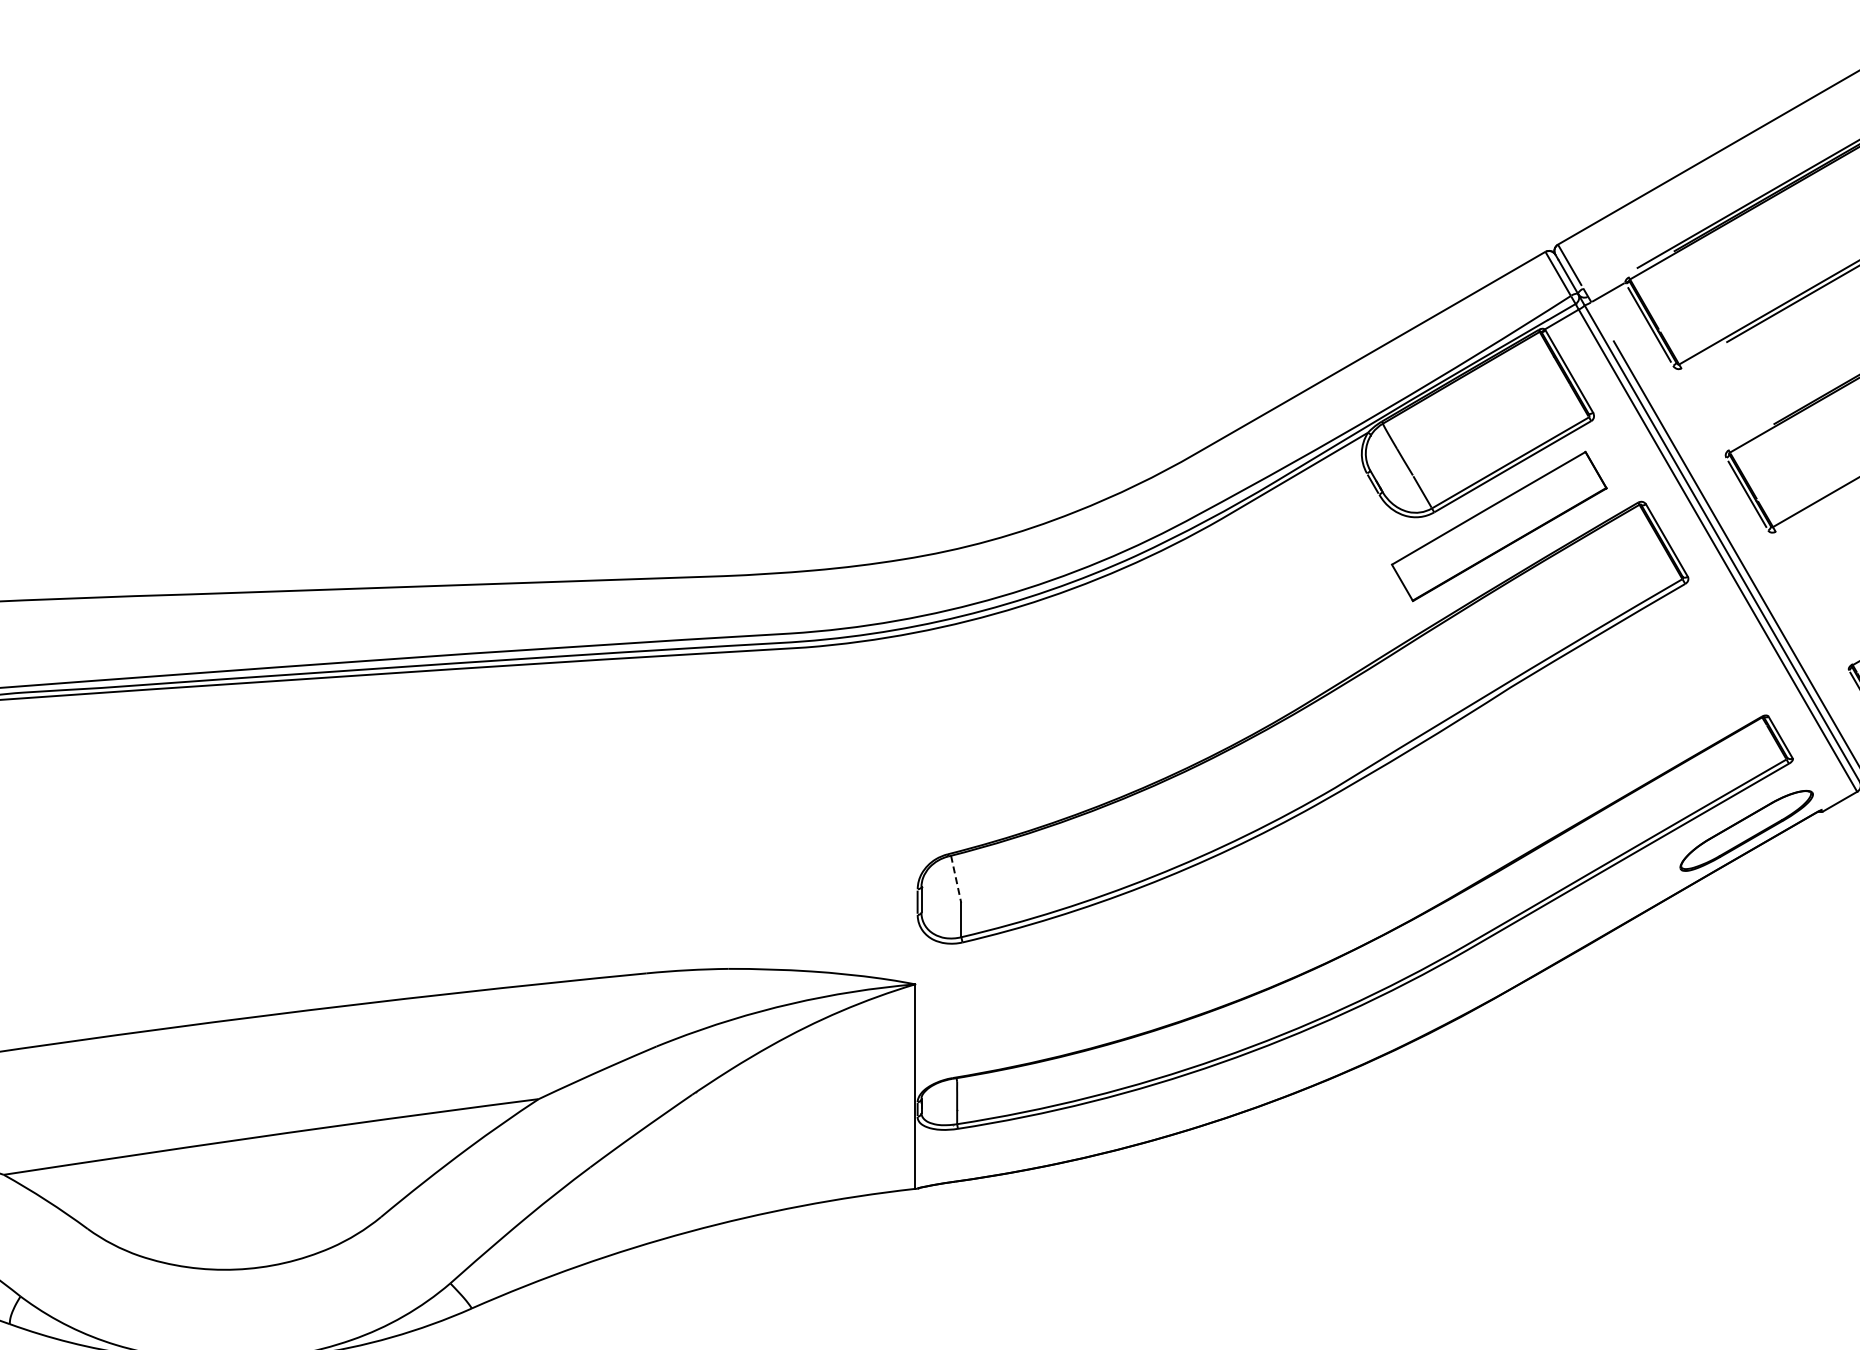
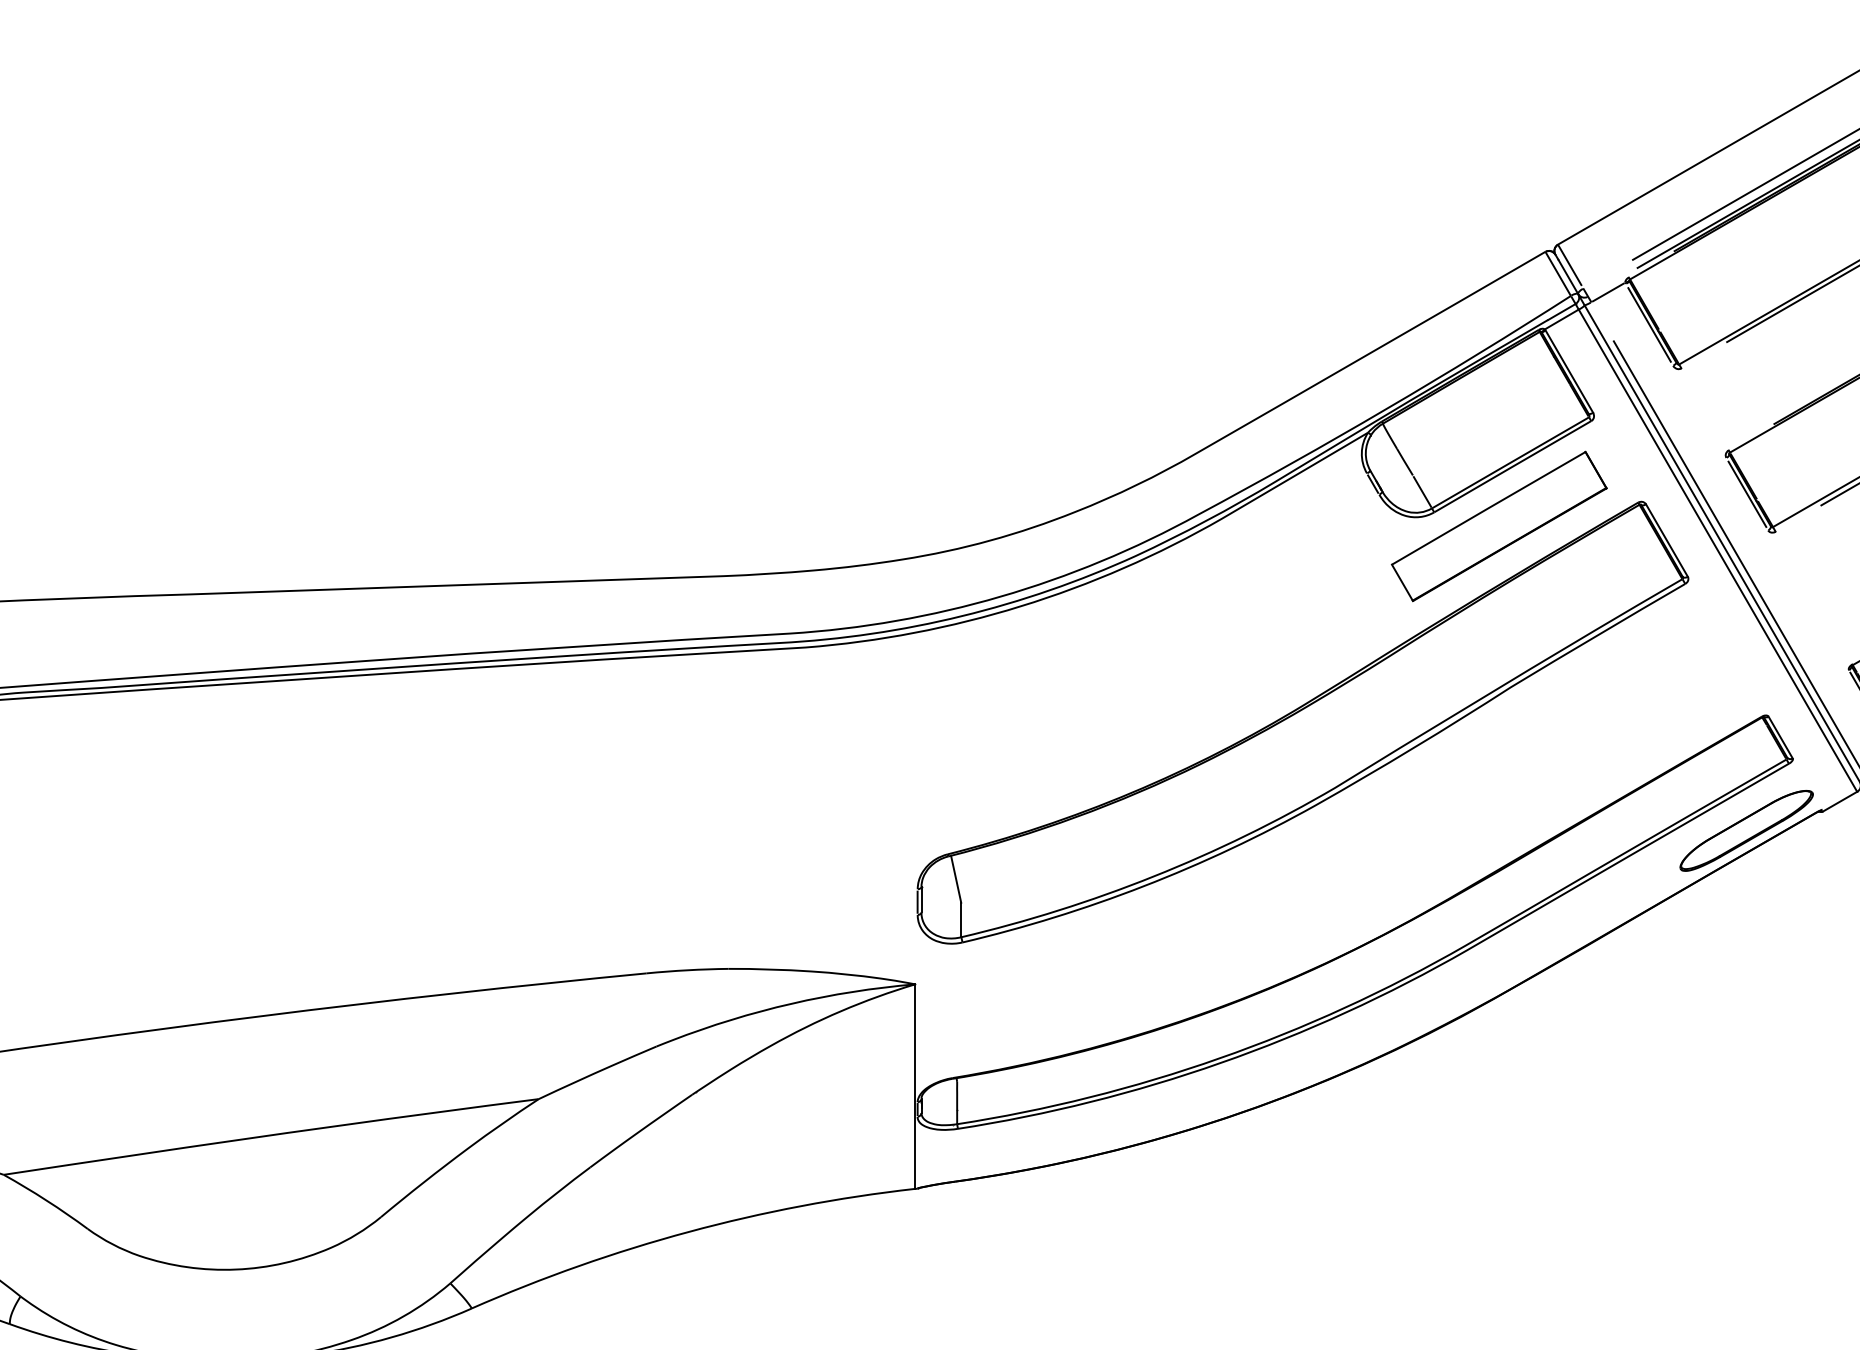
line: none -> present (1744, 194)
line: none -> present (1838, 494)
line: dashed -> solid (956, 879)
